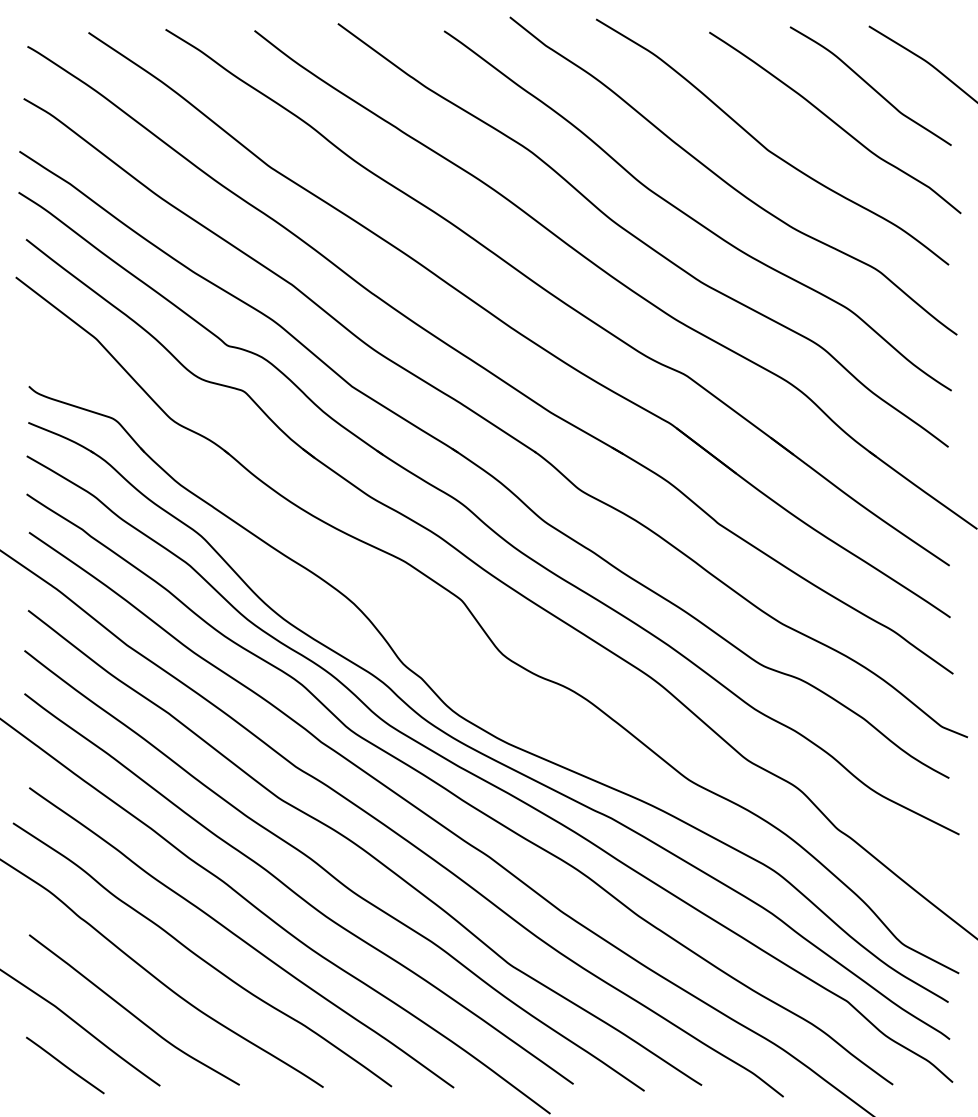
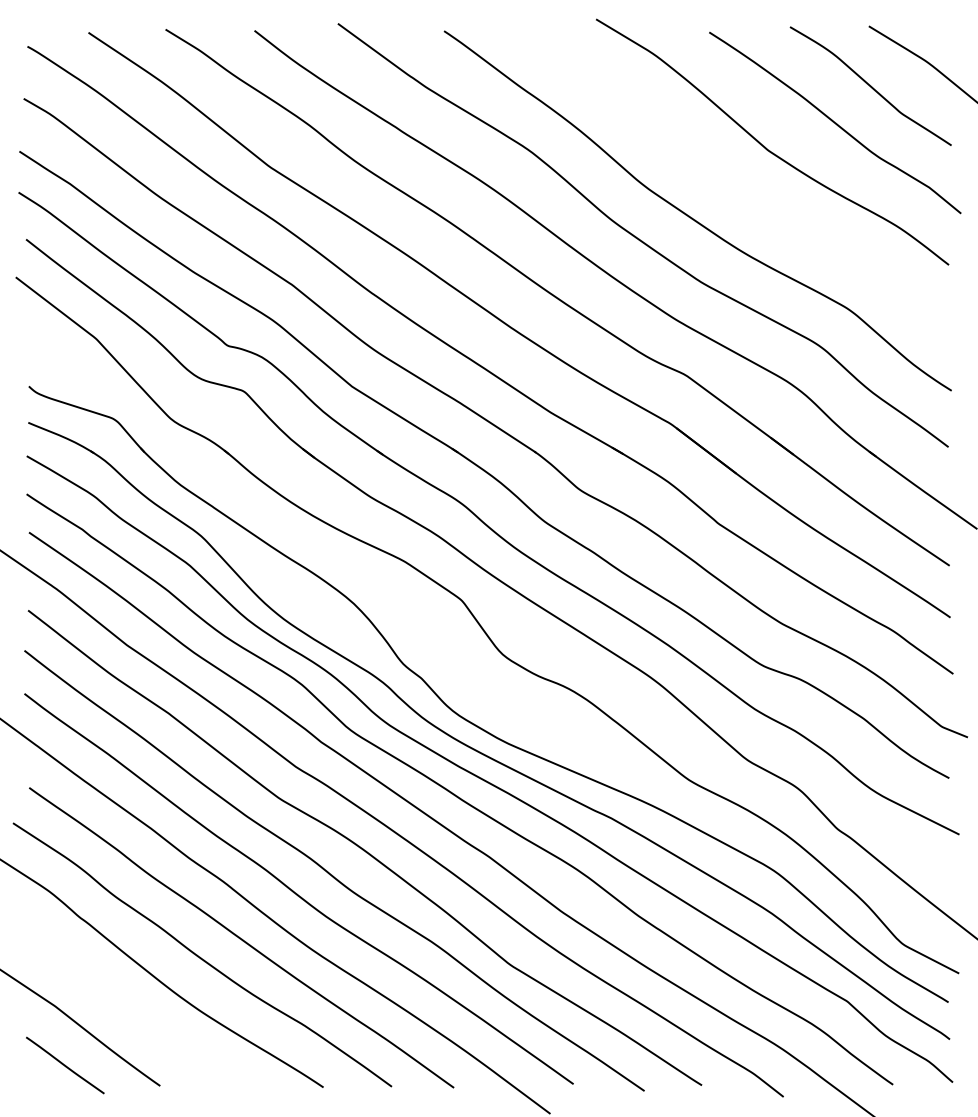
curve: present -> none (726, 181)
curve: present -> none (130, 1011)
